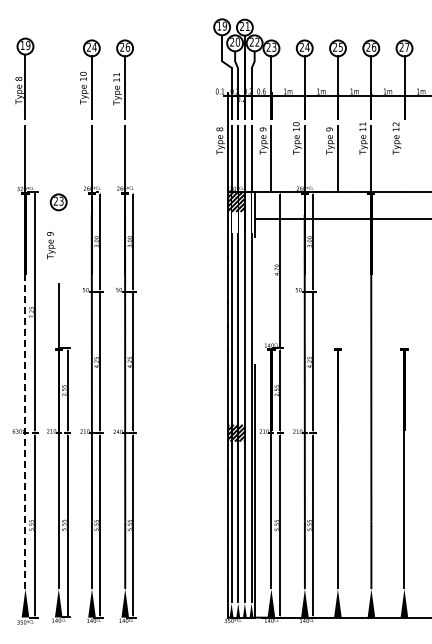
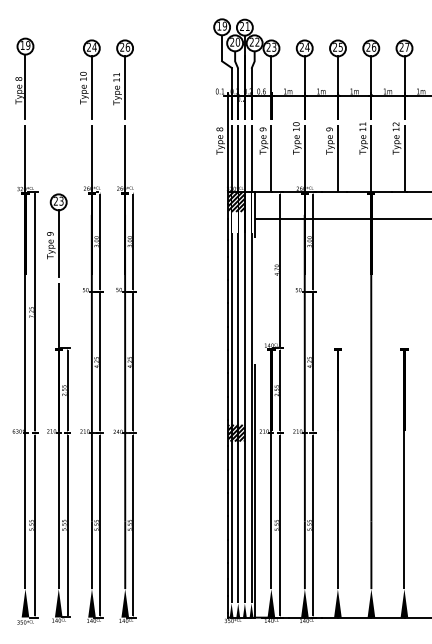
line: none -> present (404, 158)
line: none -> present (58, 243)
line: dashed -> solid (25, 411)
